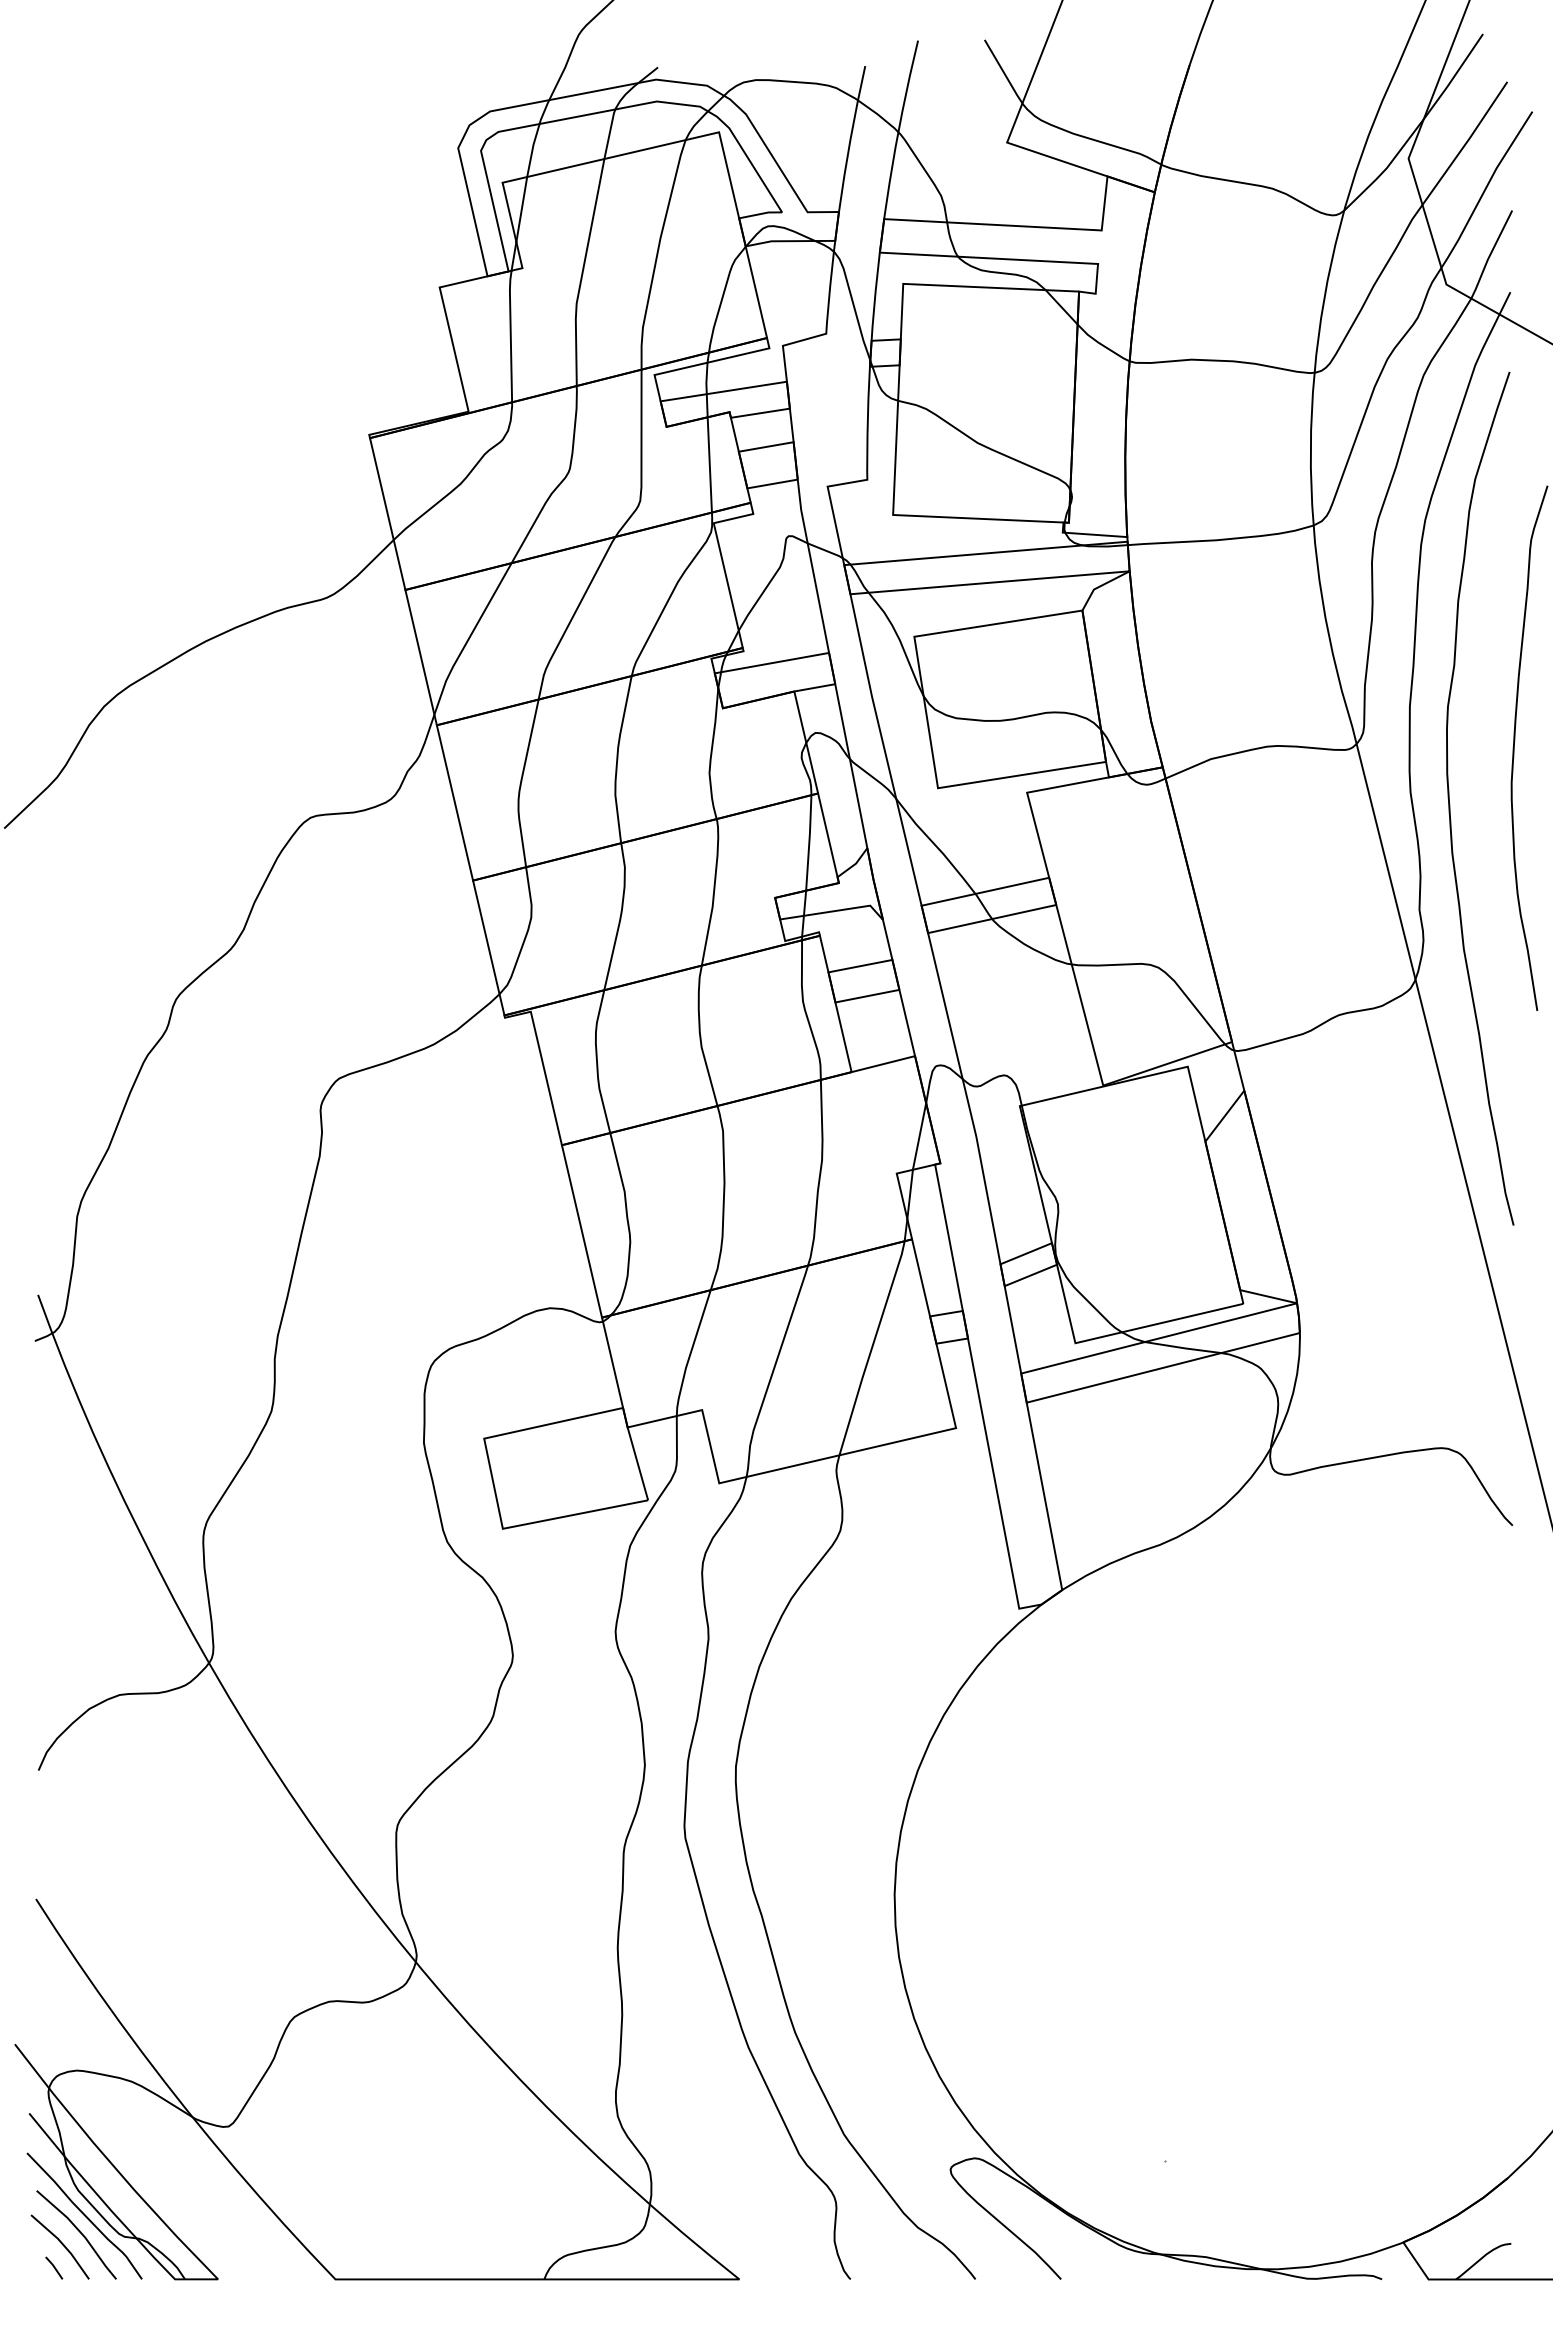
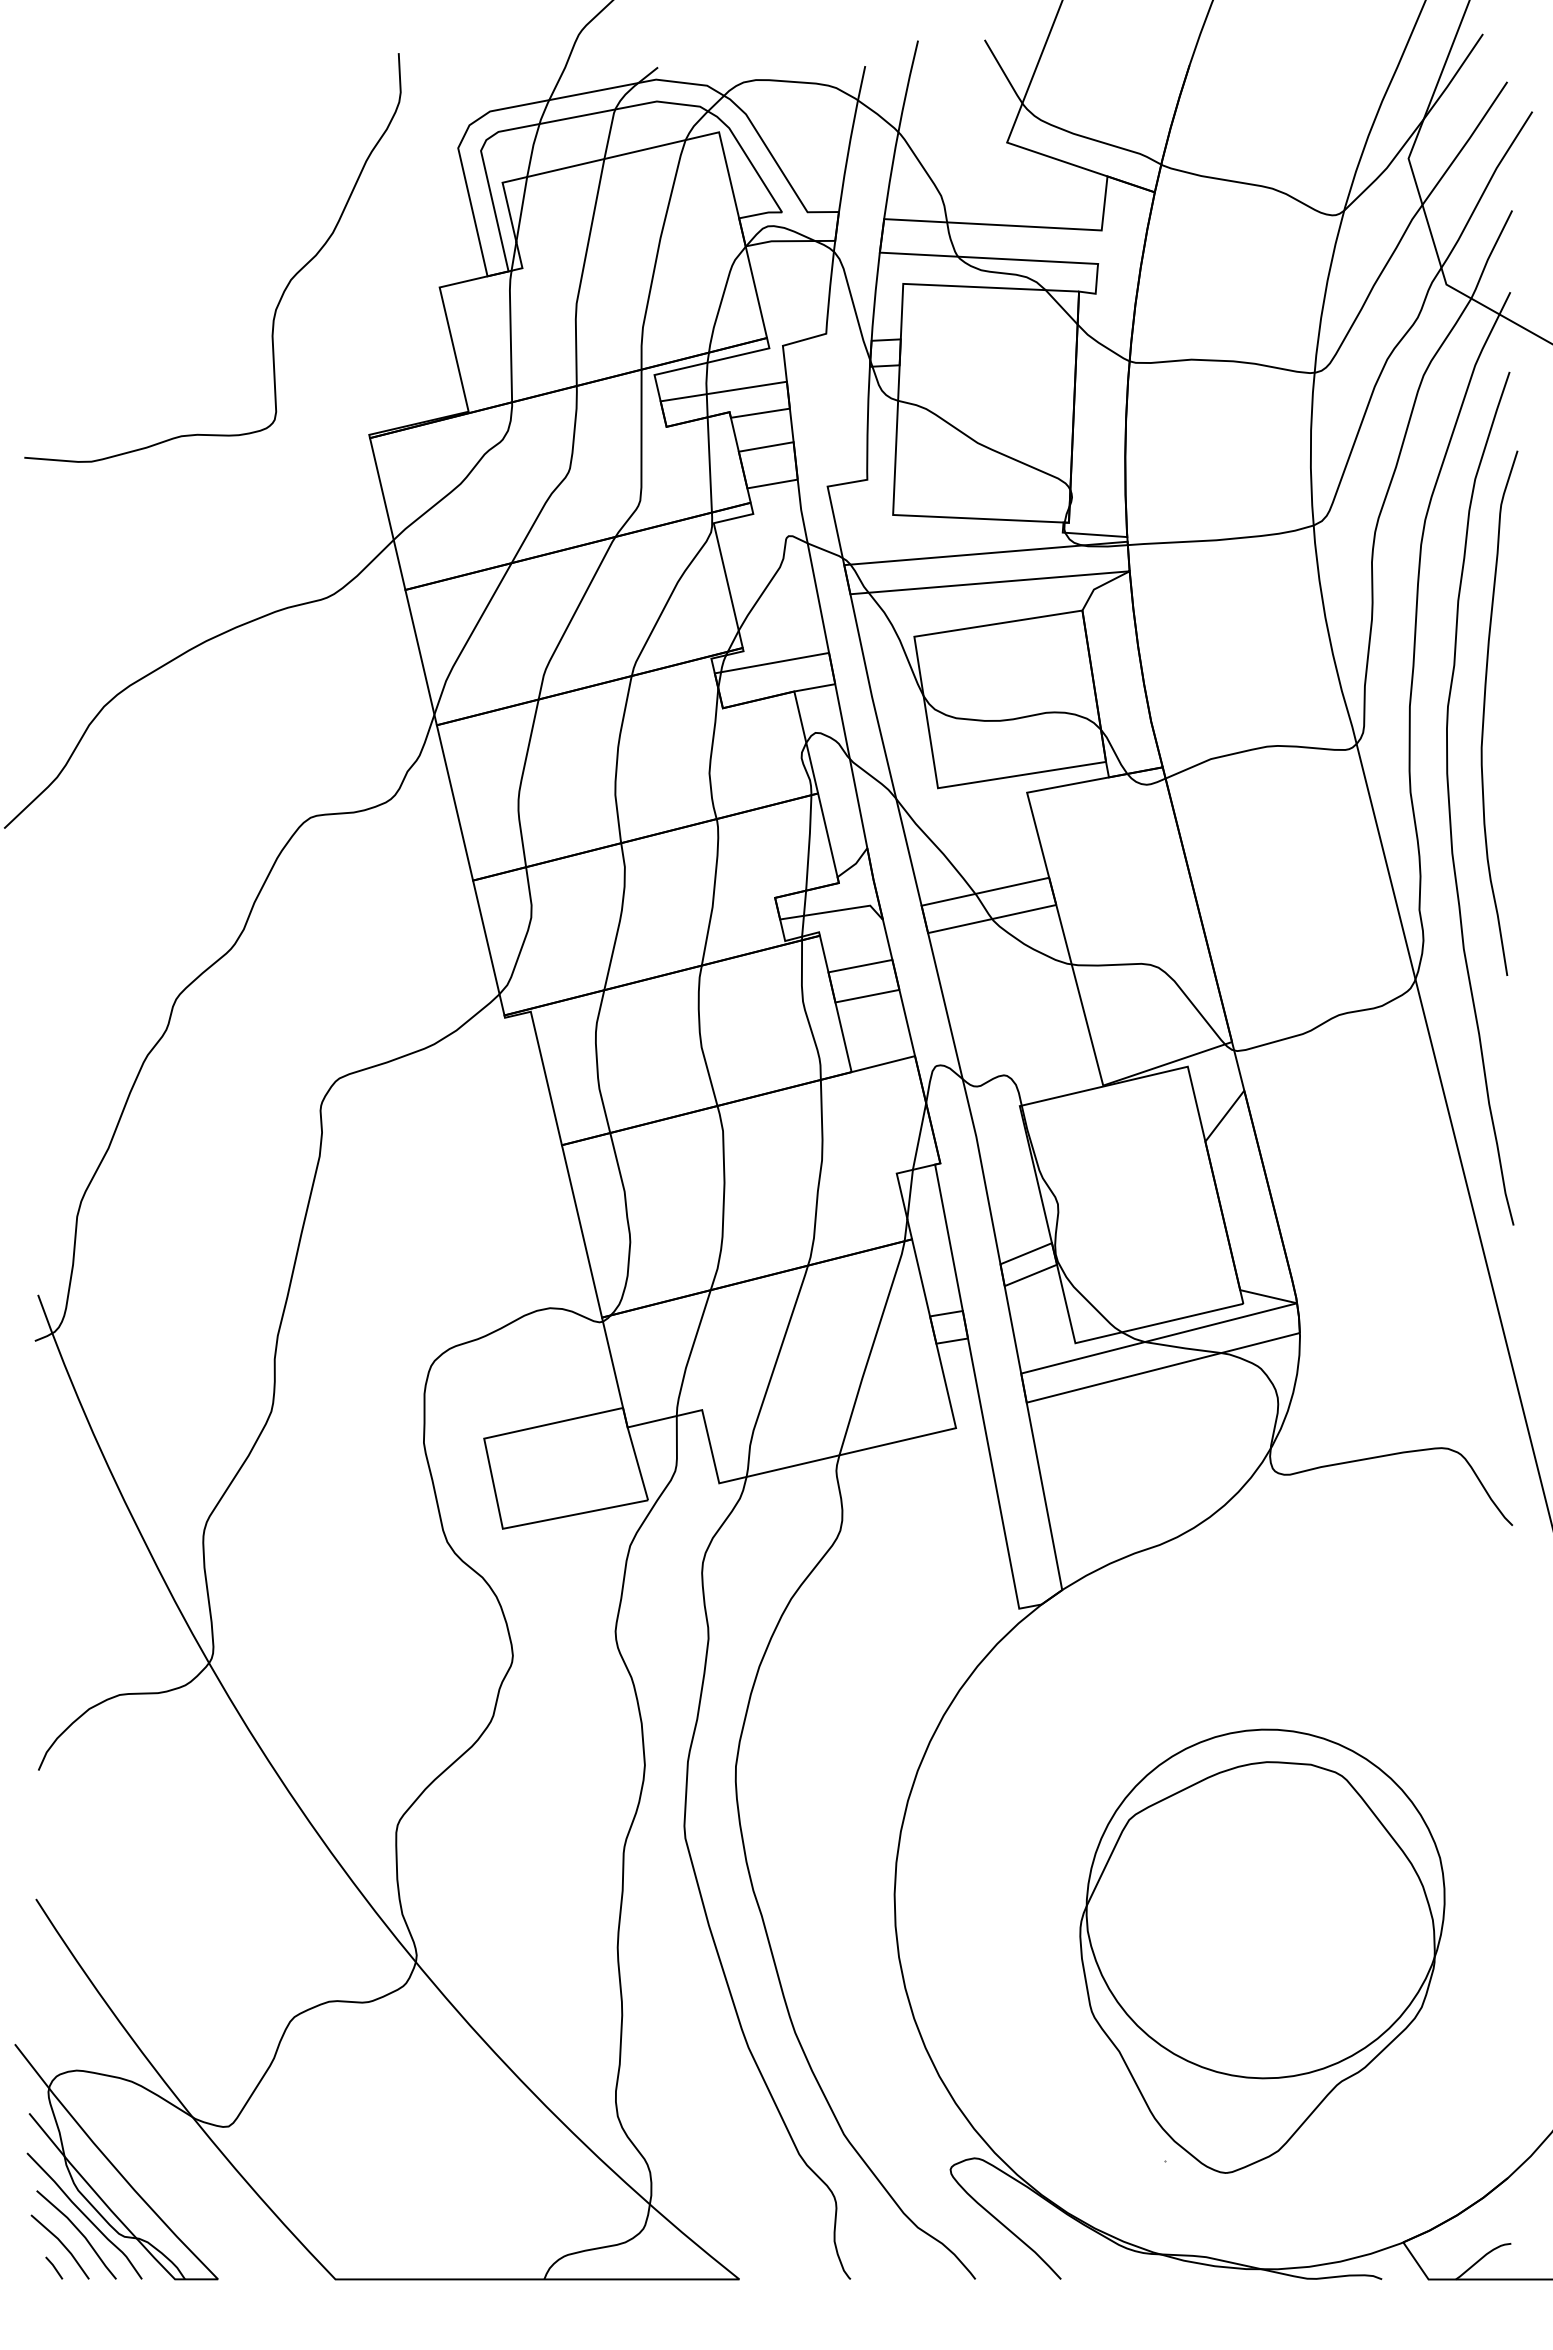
curve: none -> present (282, 292)
curve position: (1514, 747) -> (1484, 712) (1484, 712)
part: none -> present (1262, 1950)
